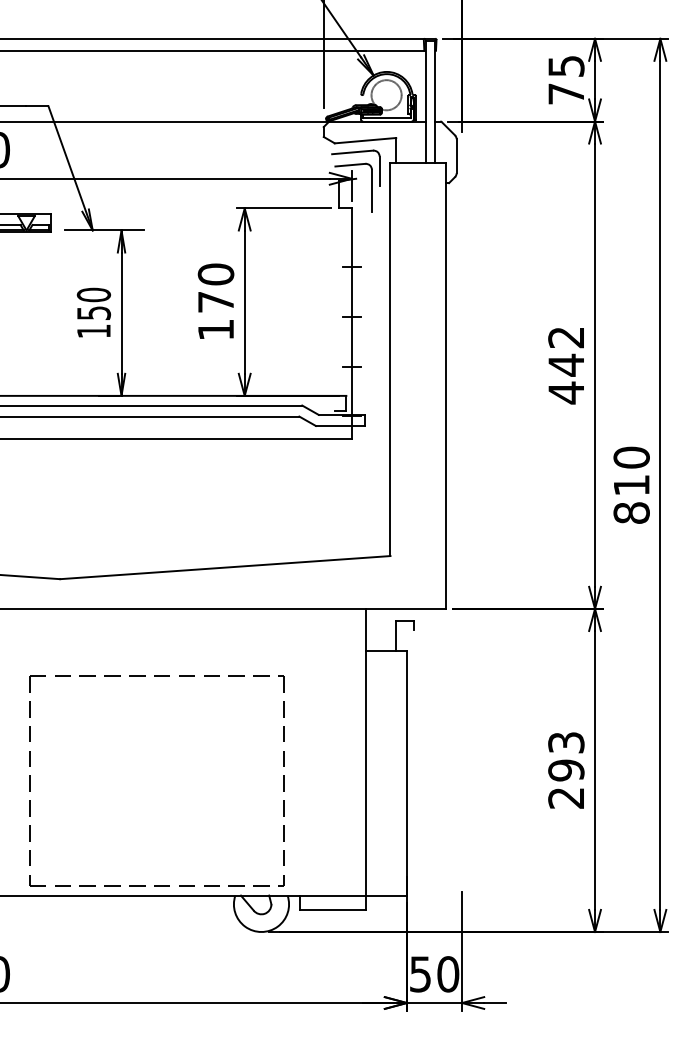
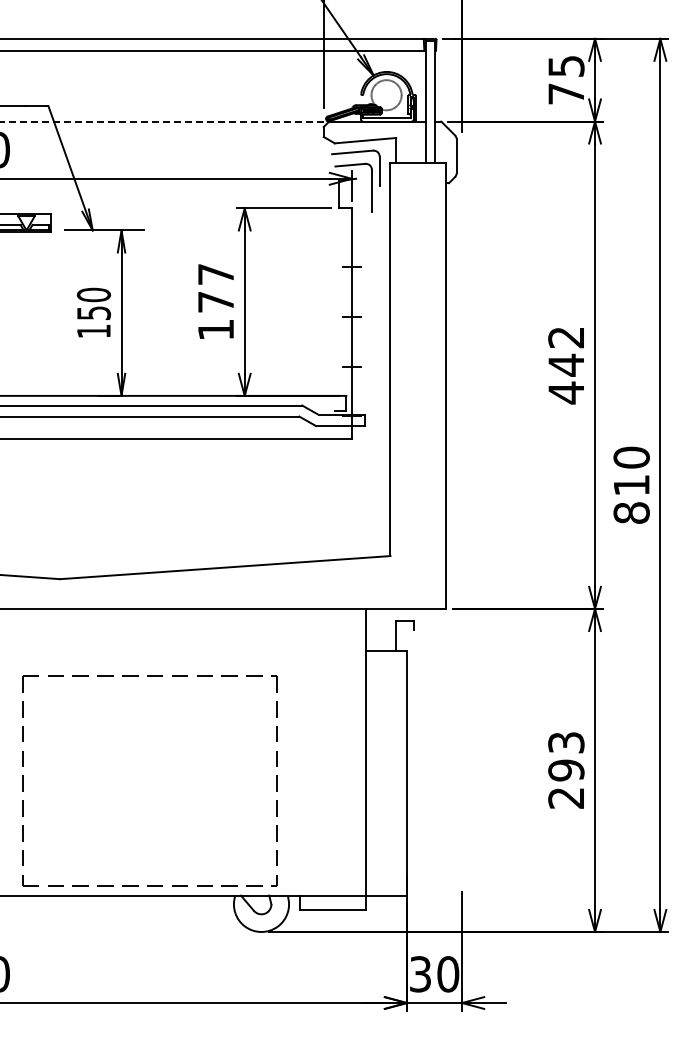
line: solid -> dashed (165, 121)
text: 170 -> 177 (215, 274)
part position: (156, 676) -> (149, 676) (149, 676)
text: 50 -> 30 (420, 973)
